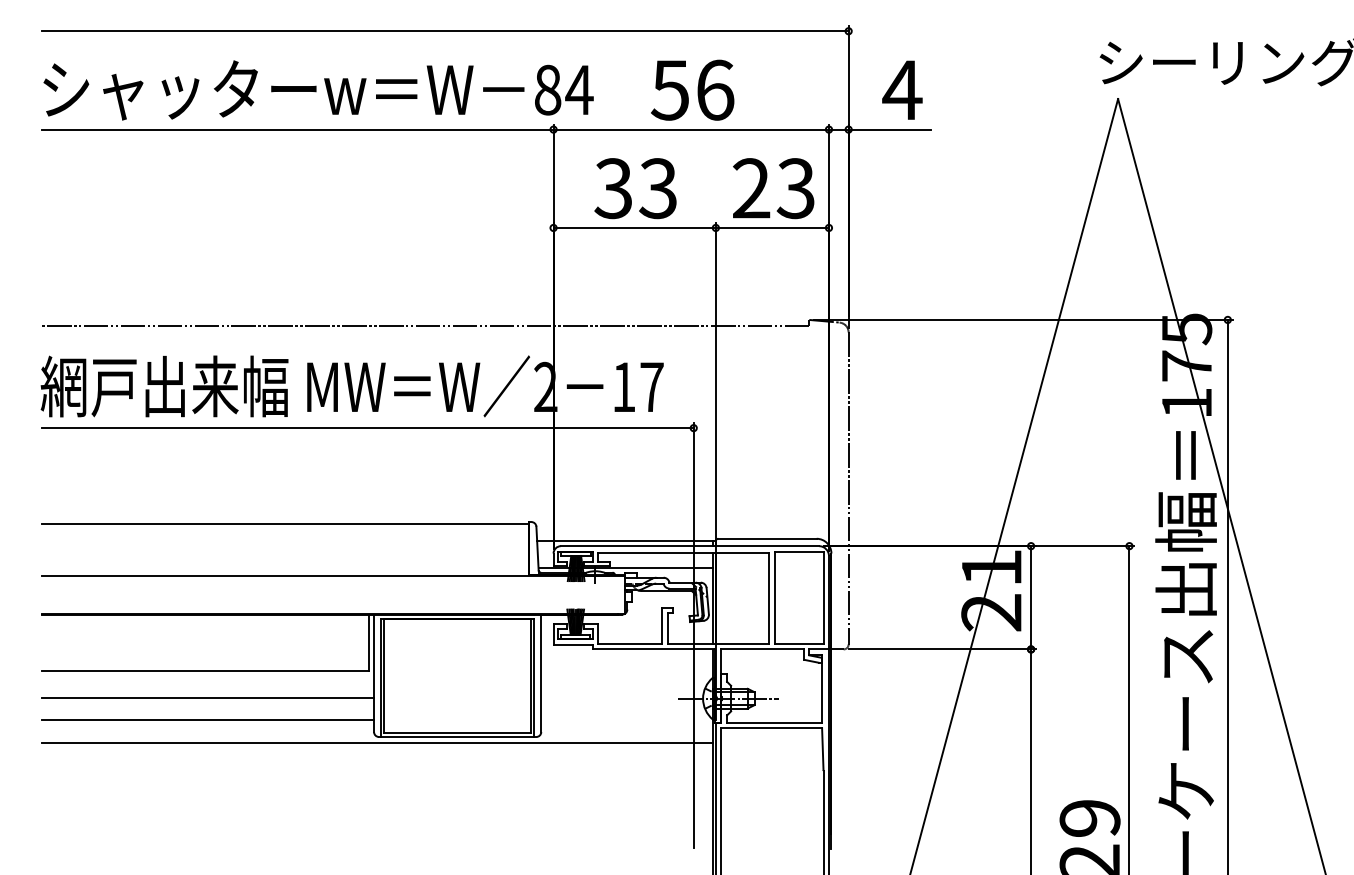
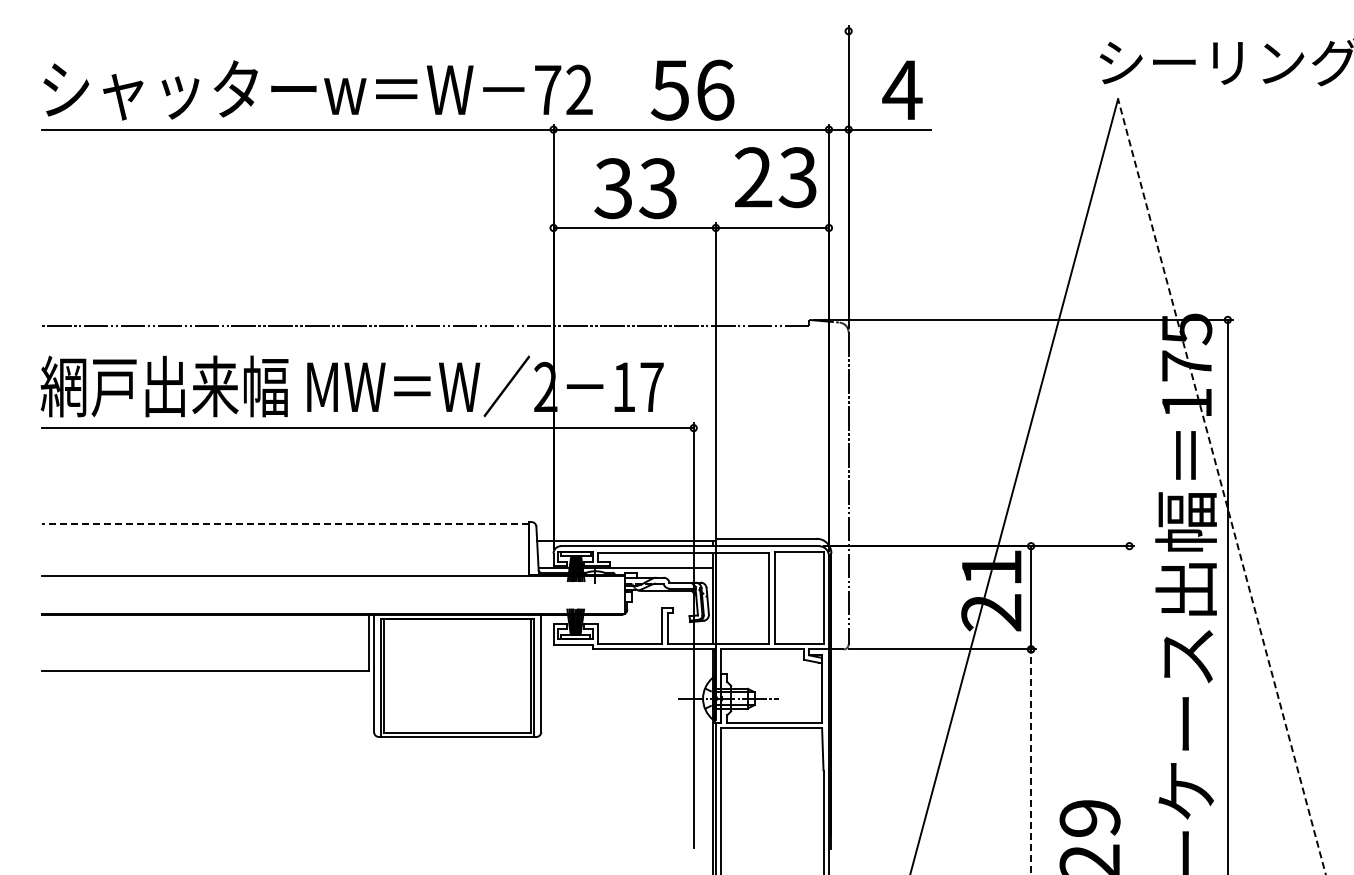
line: present -> none (445, 31)
text: 84 -> 72 (564, 89)
text position: (773, 188) -> (775, 177) (775, 177)
line: solid -> dashed (1221, 486)
line: solid -> dashed (285, 523)
line: present -> none (208, 698)
line: present -> none (1129, 708)
line: present -> none (208, 720)
line: present -> none (377, 742)
line: solid -> dashed (1031, 761)
